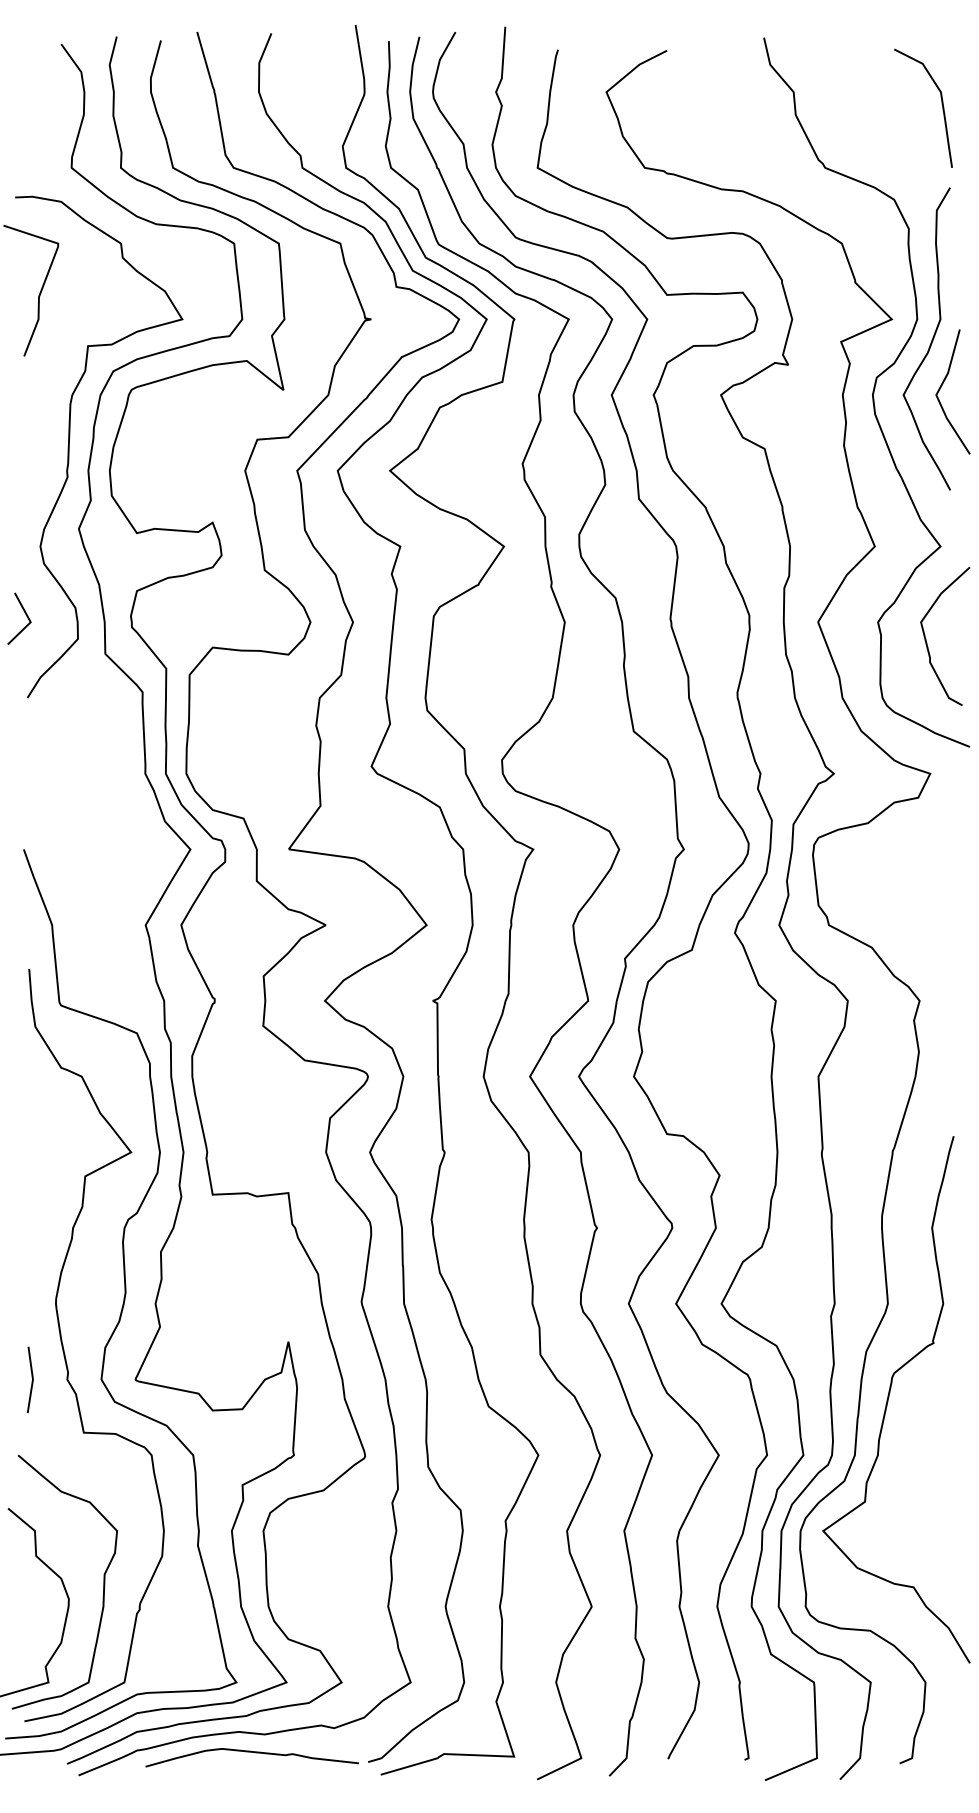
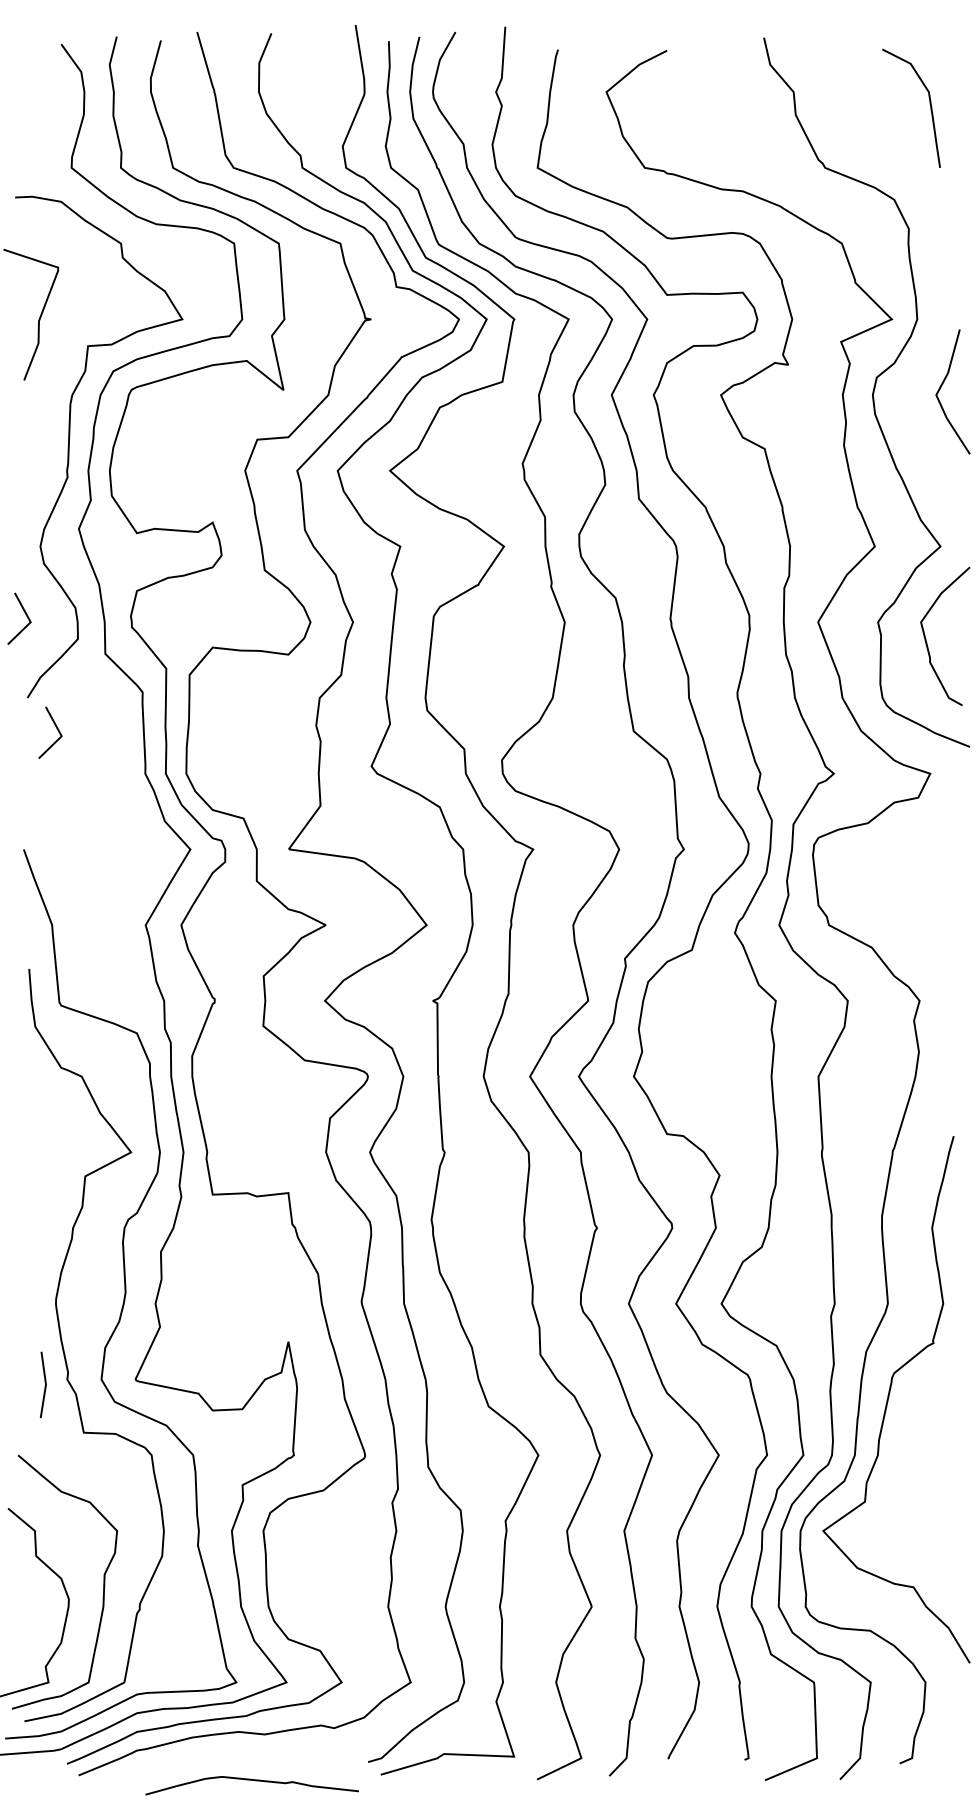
curve position: (941, 104) -> (929, 104) (929, 104)
curve position: (39, 292) -> (39, 316) (39, 316)
curve: present -> none (931, 339)
line: none -> present (55, 727)
line position: (31, 1377) -> (44, 1382) (44, 1382)
curve position: (251, 1752) -> (251, 1780) (251, 1780)
